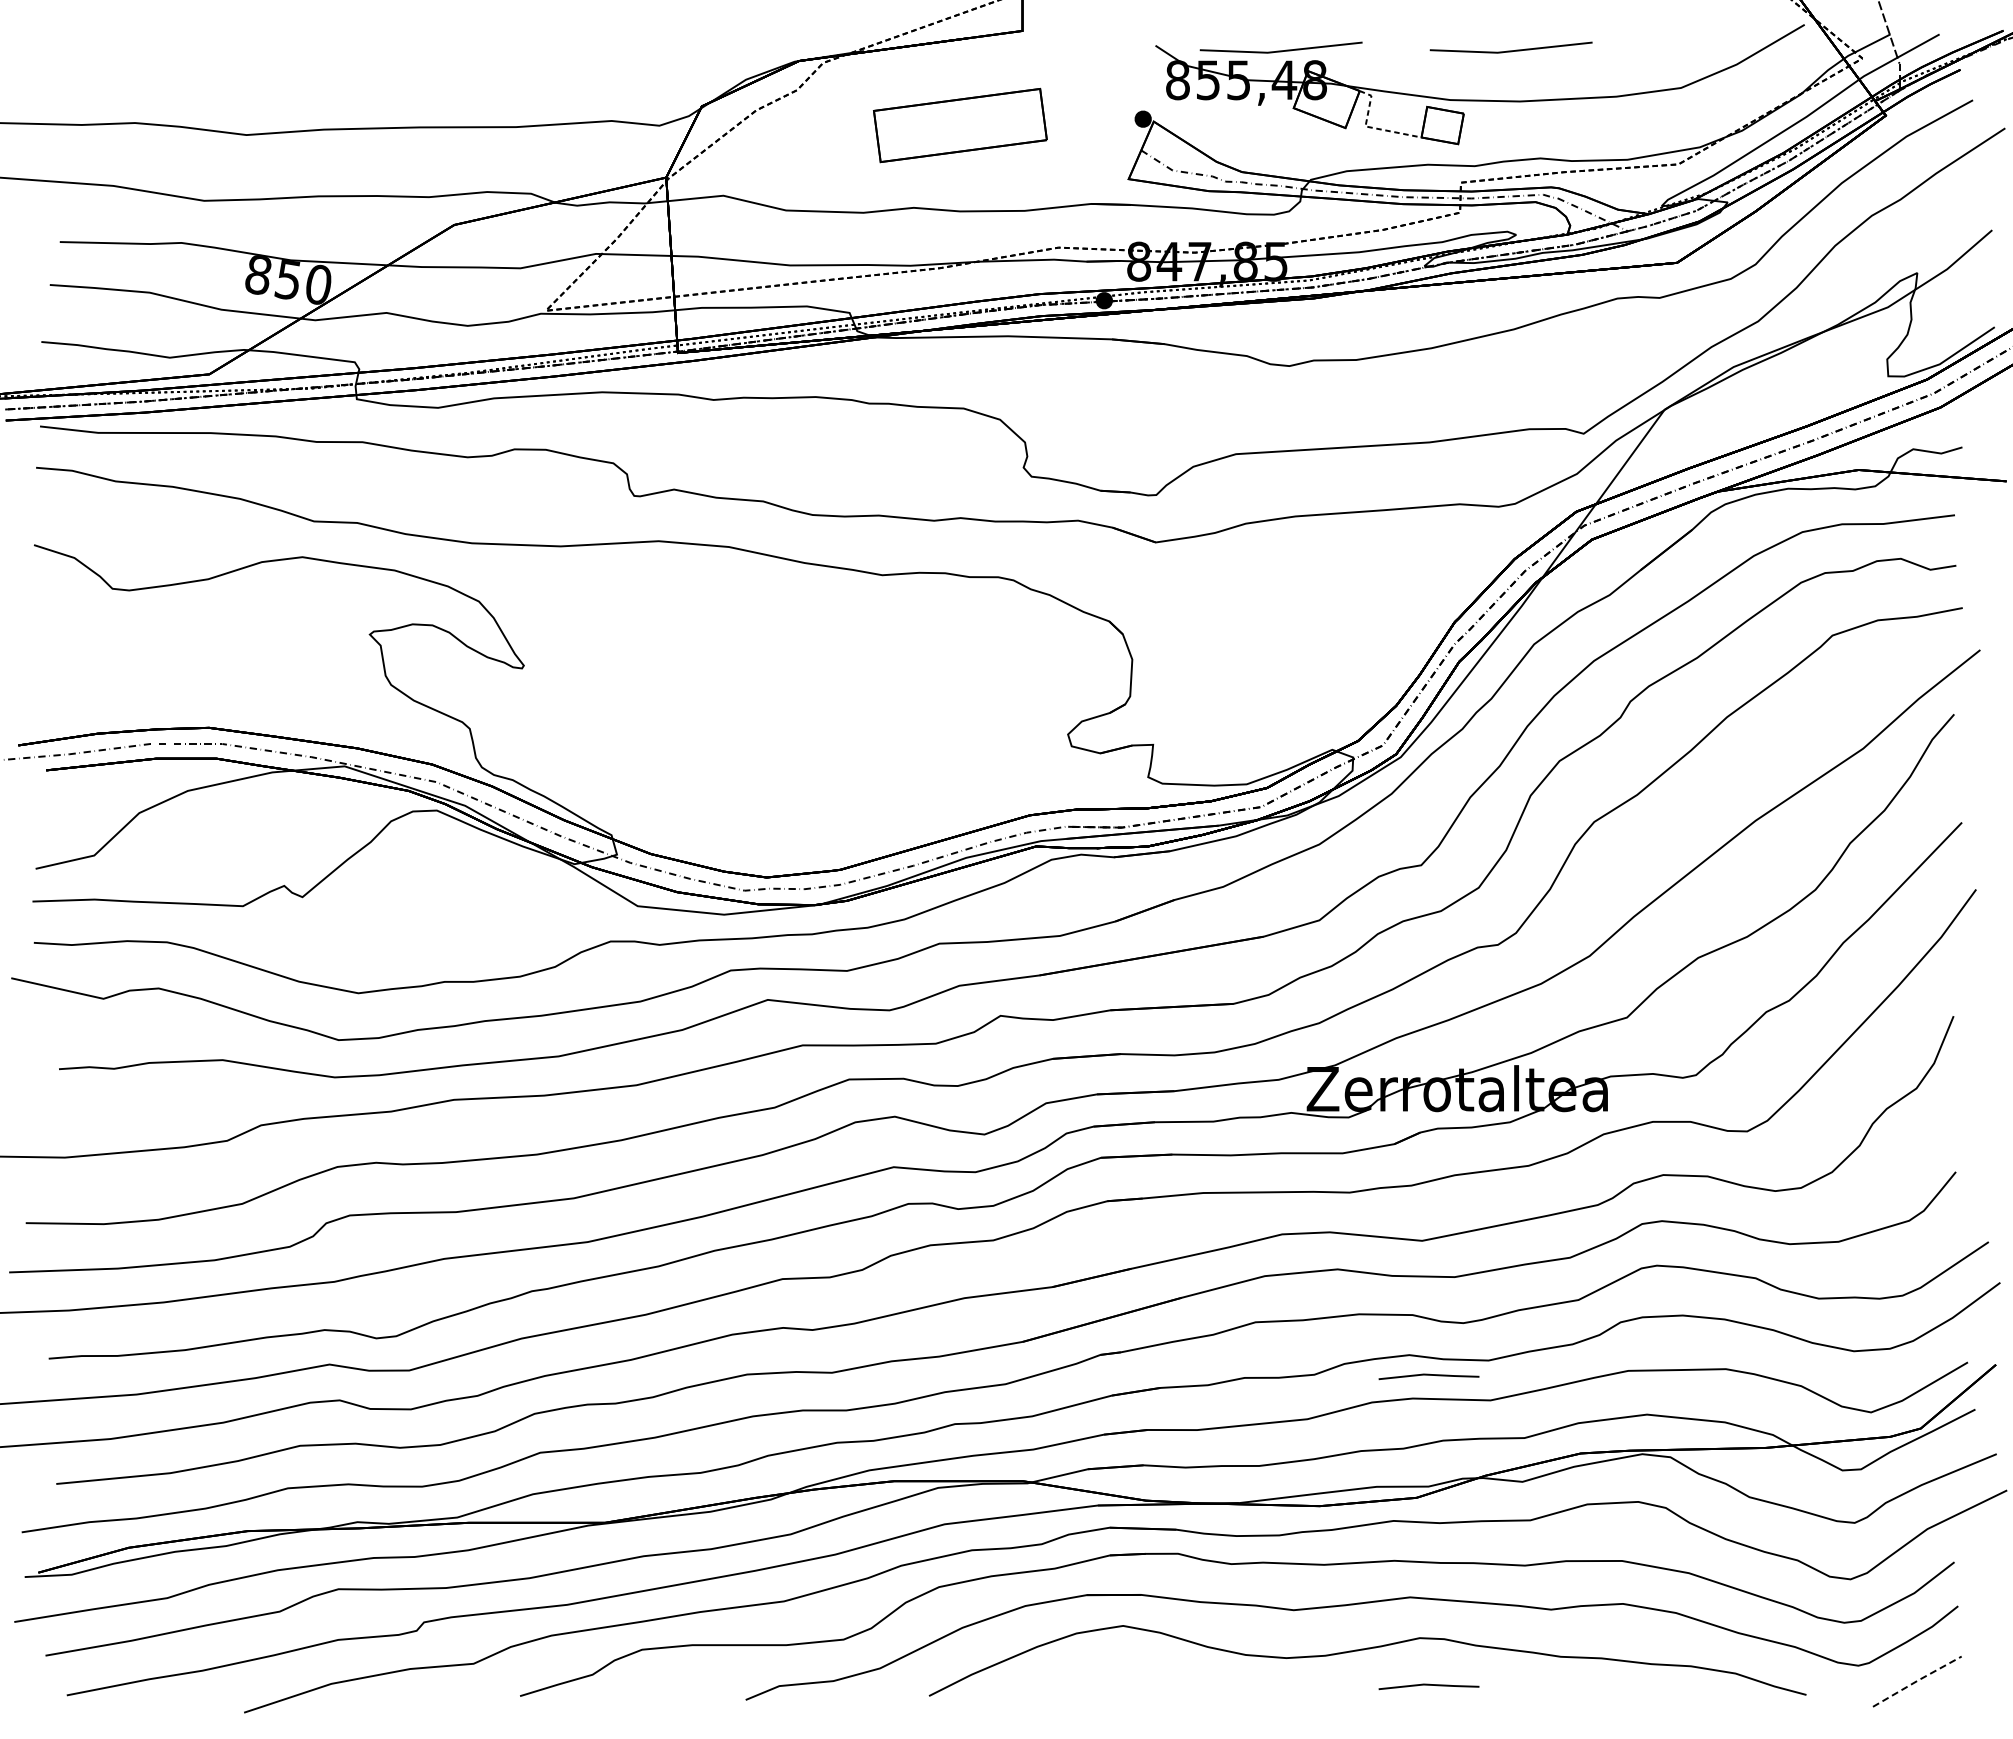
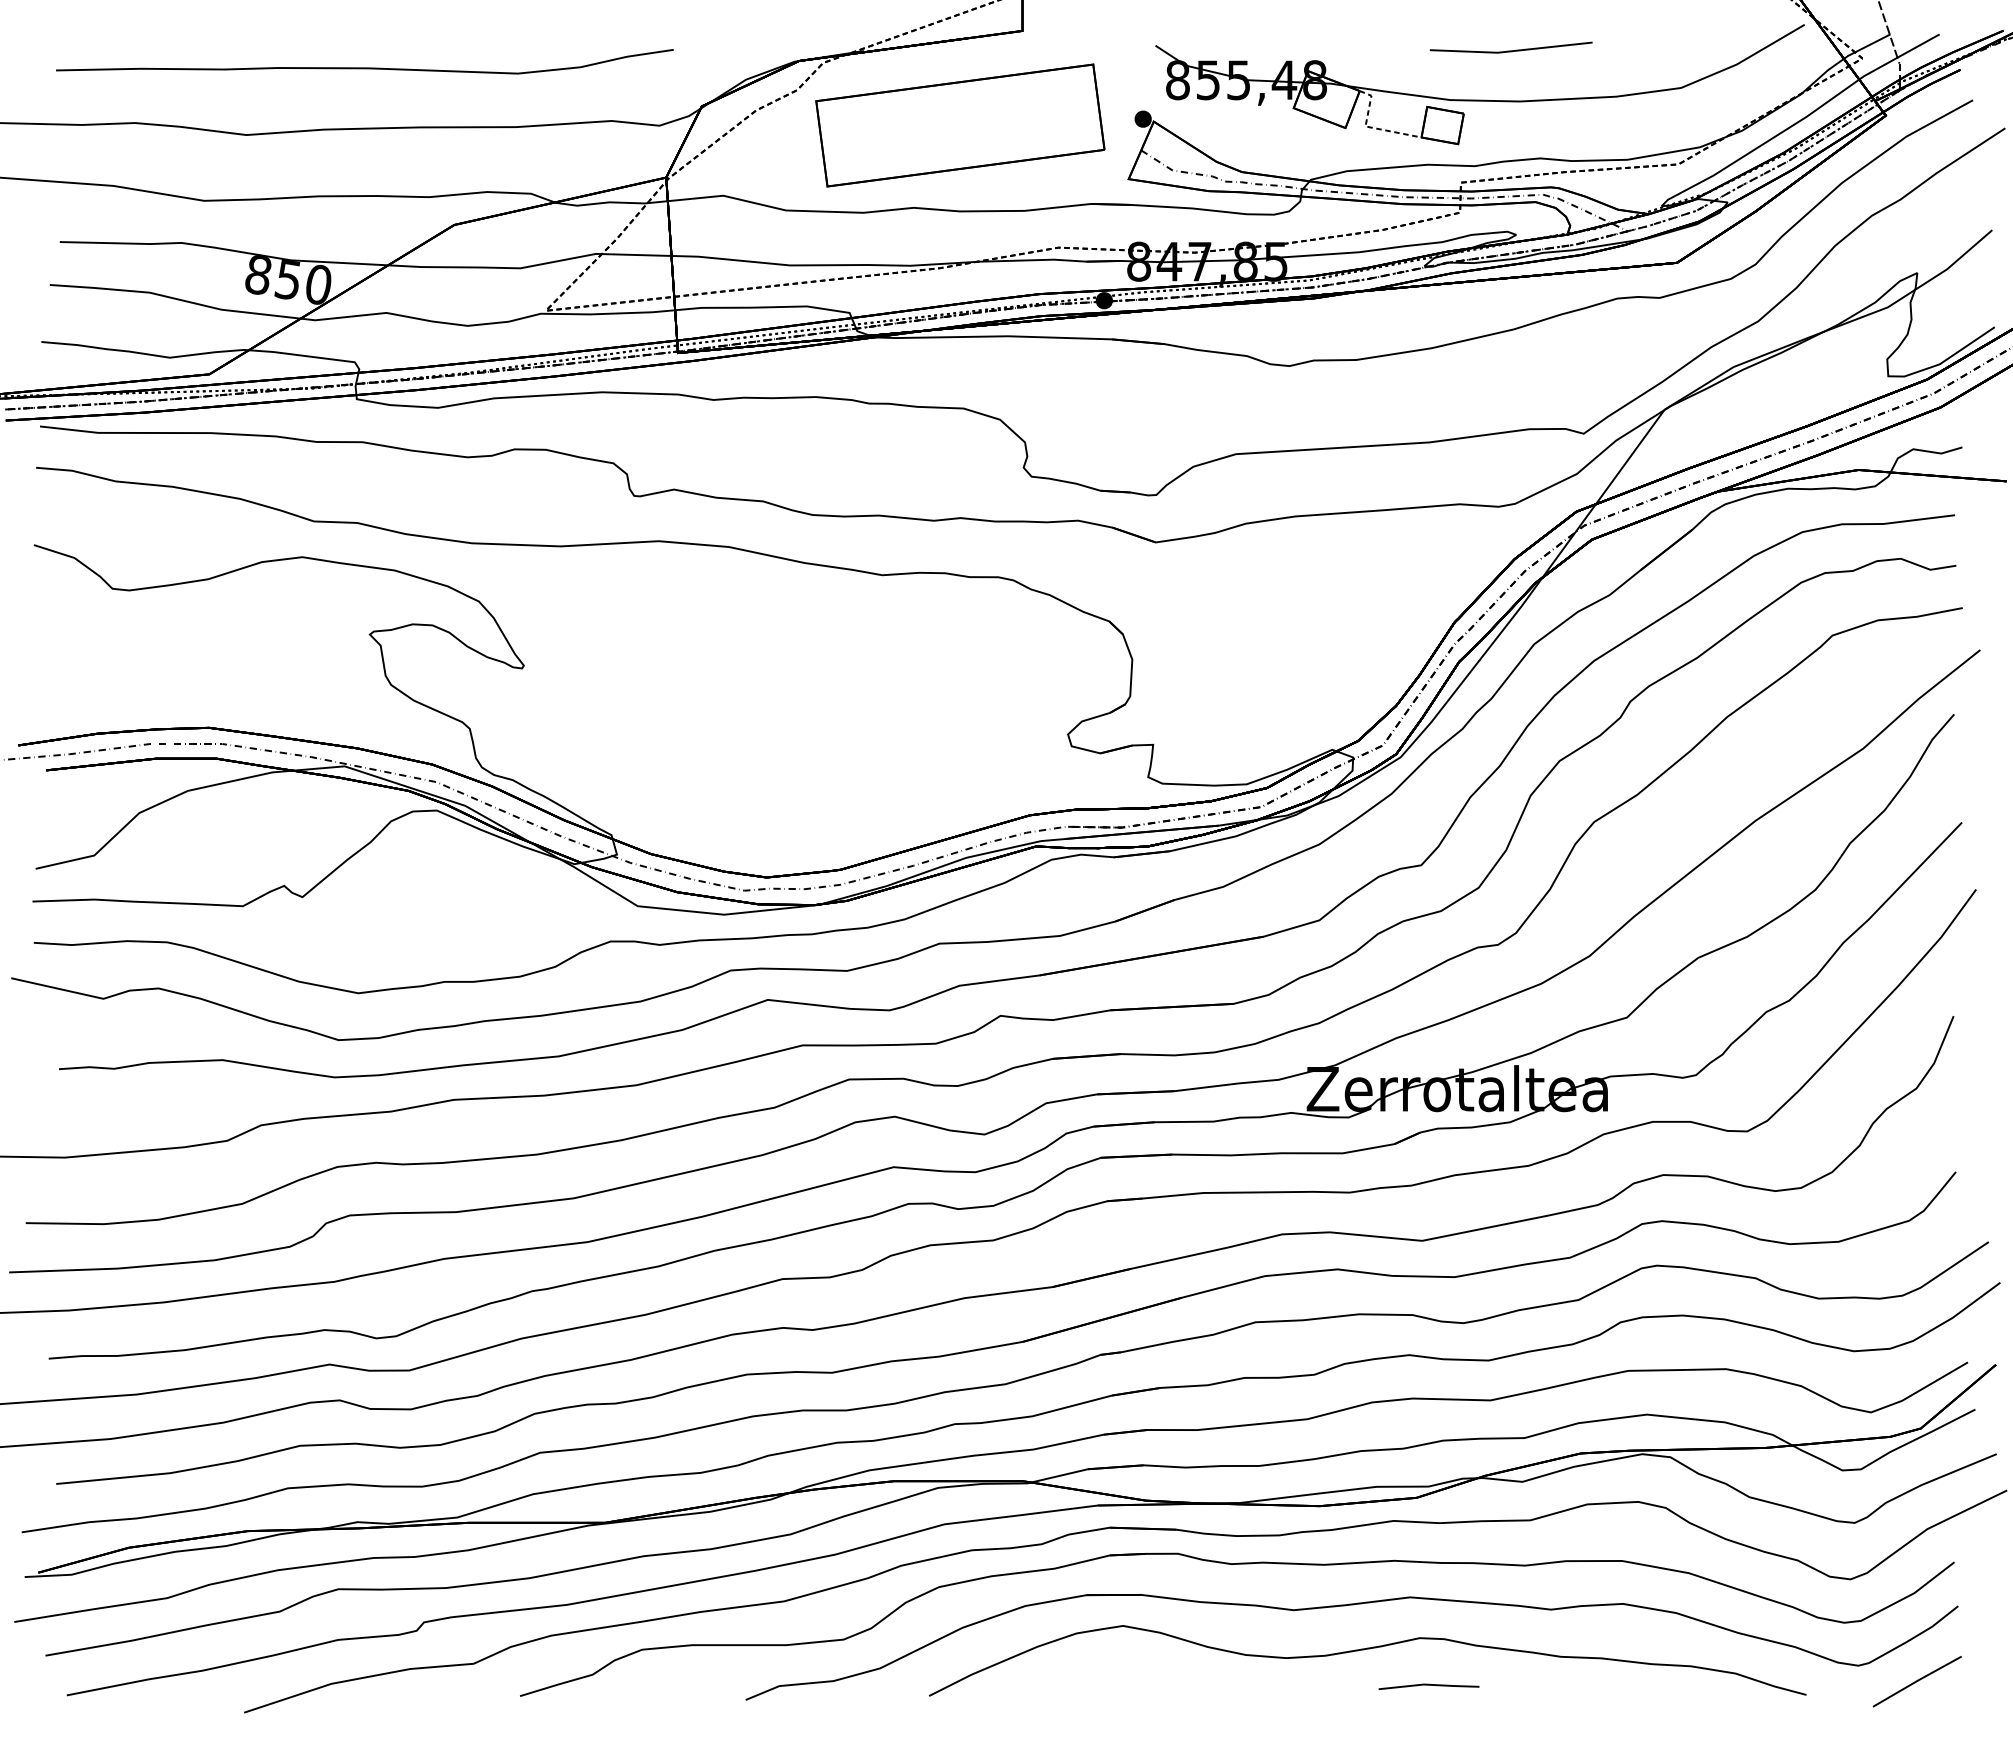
line: present -> none (1280, 50)
curve: none -> present (364, 67)
part size: 175x77 px -> 291x125 px (960, 125)
line: present -> none (1428, 1375)
line: dashed -> solid (1917, 1680)
